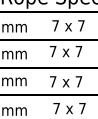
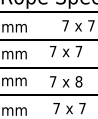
text position: (68, 25) -> (78, 25) (78, 25)
text: 7 -> 8 (78, 81)
